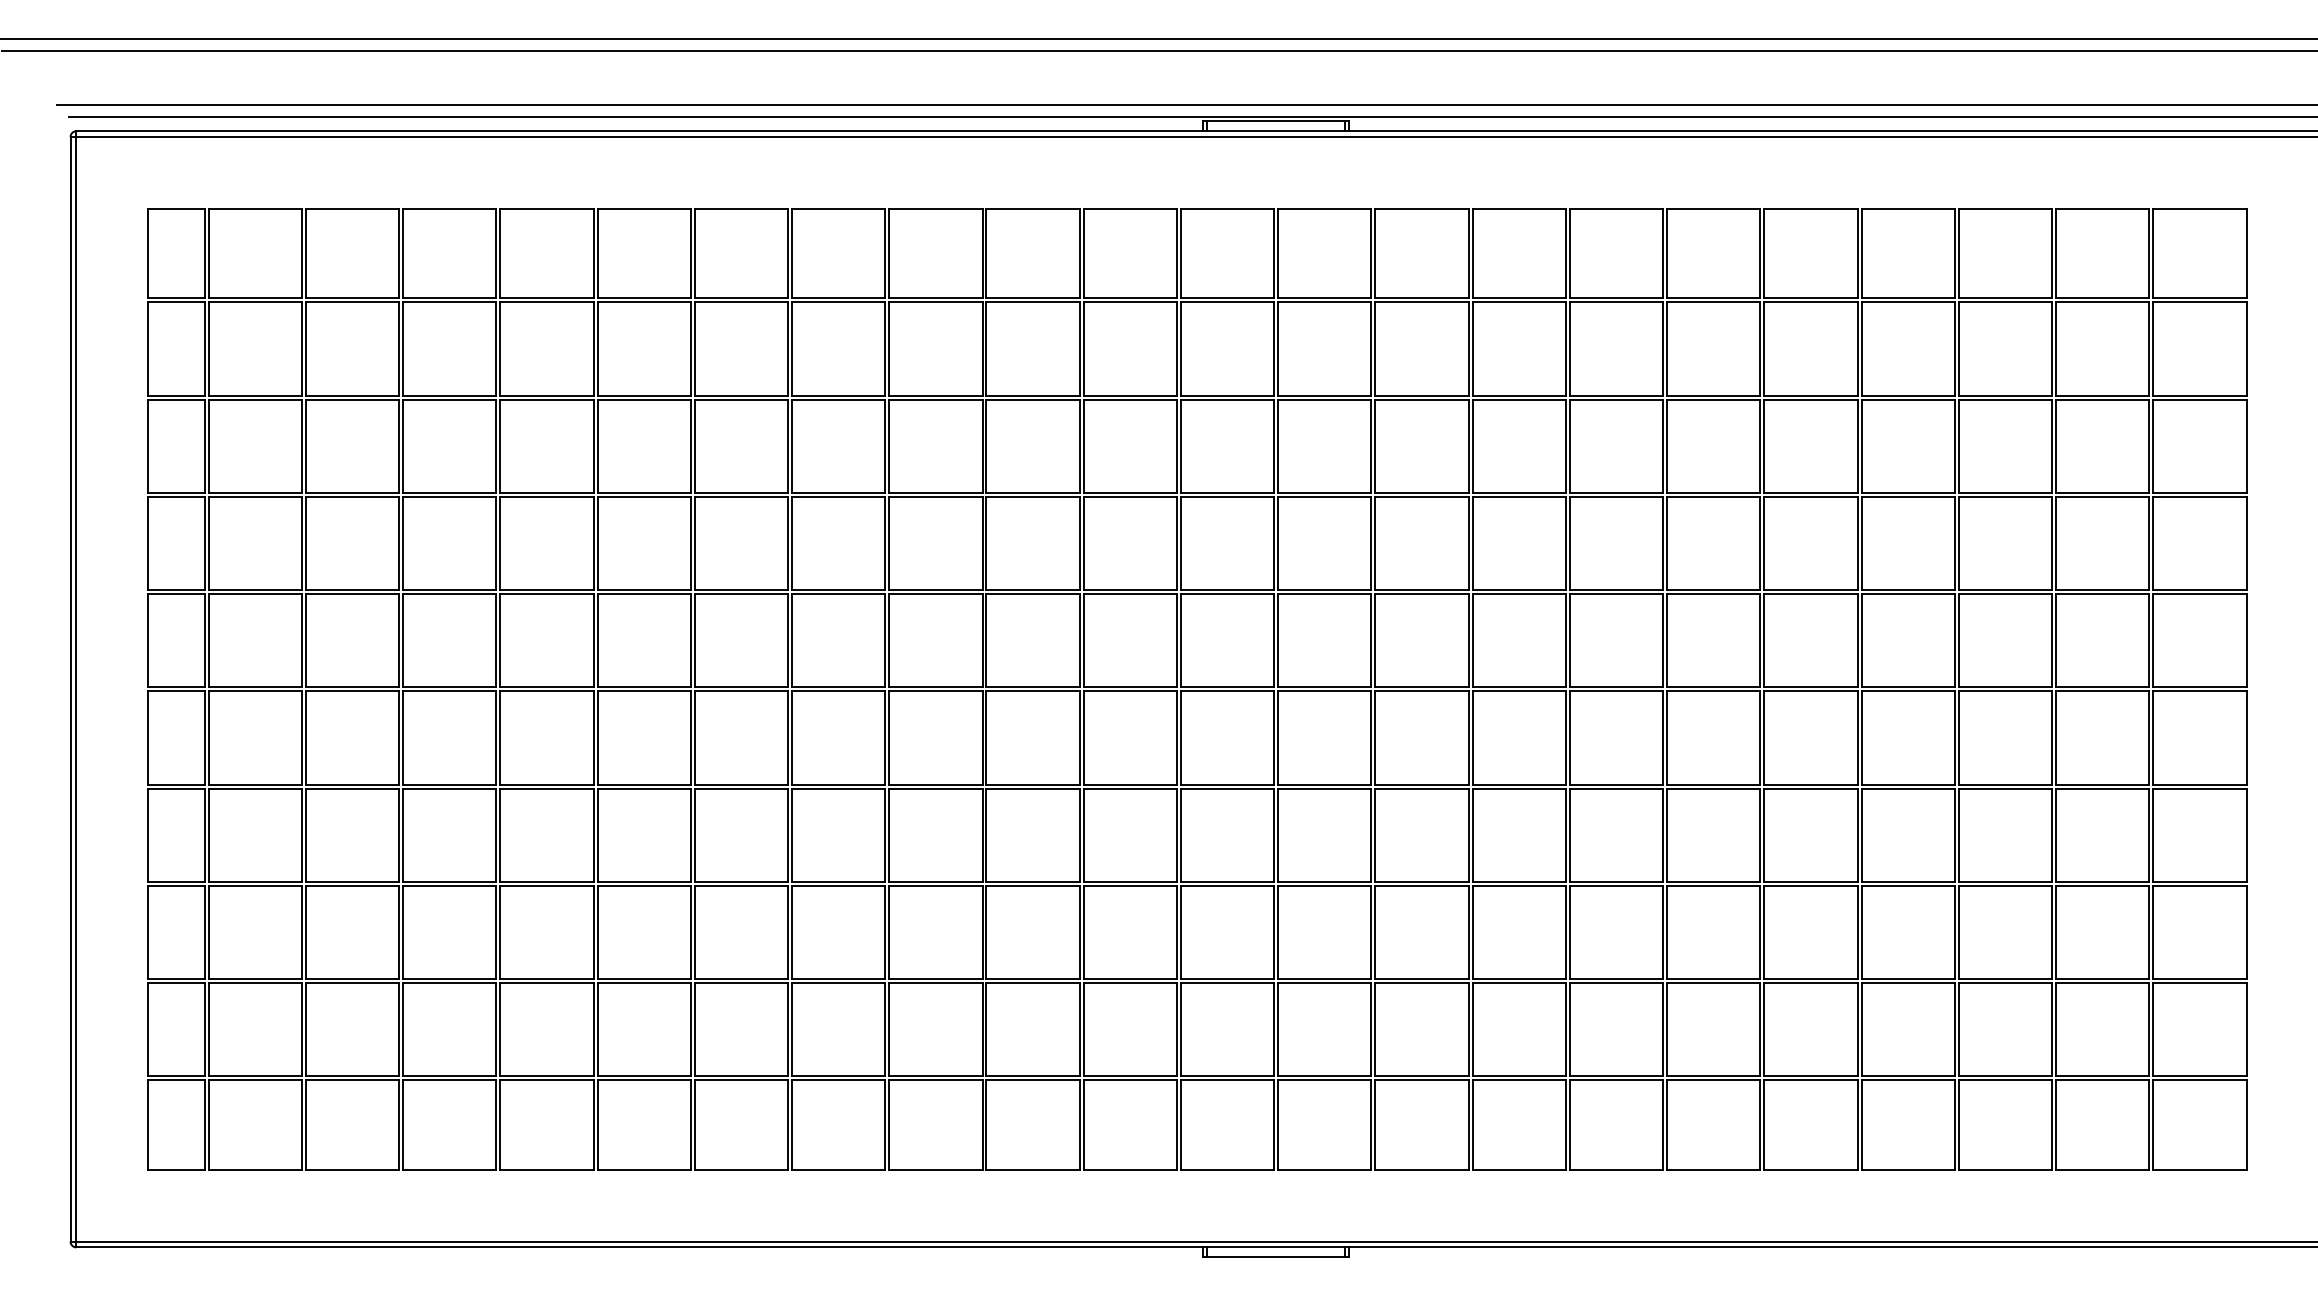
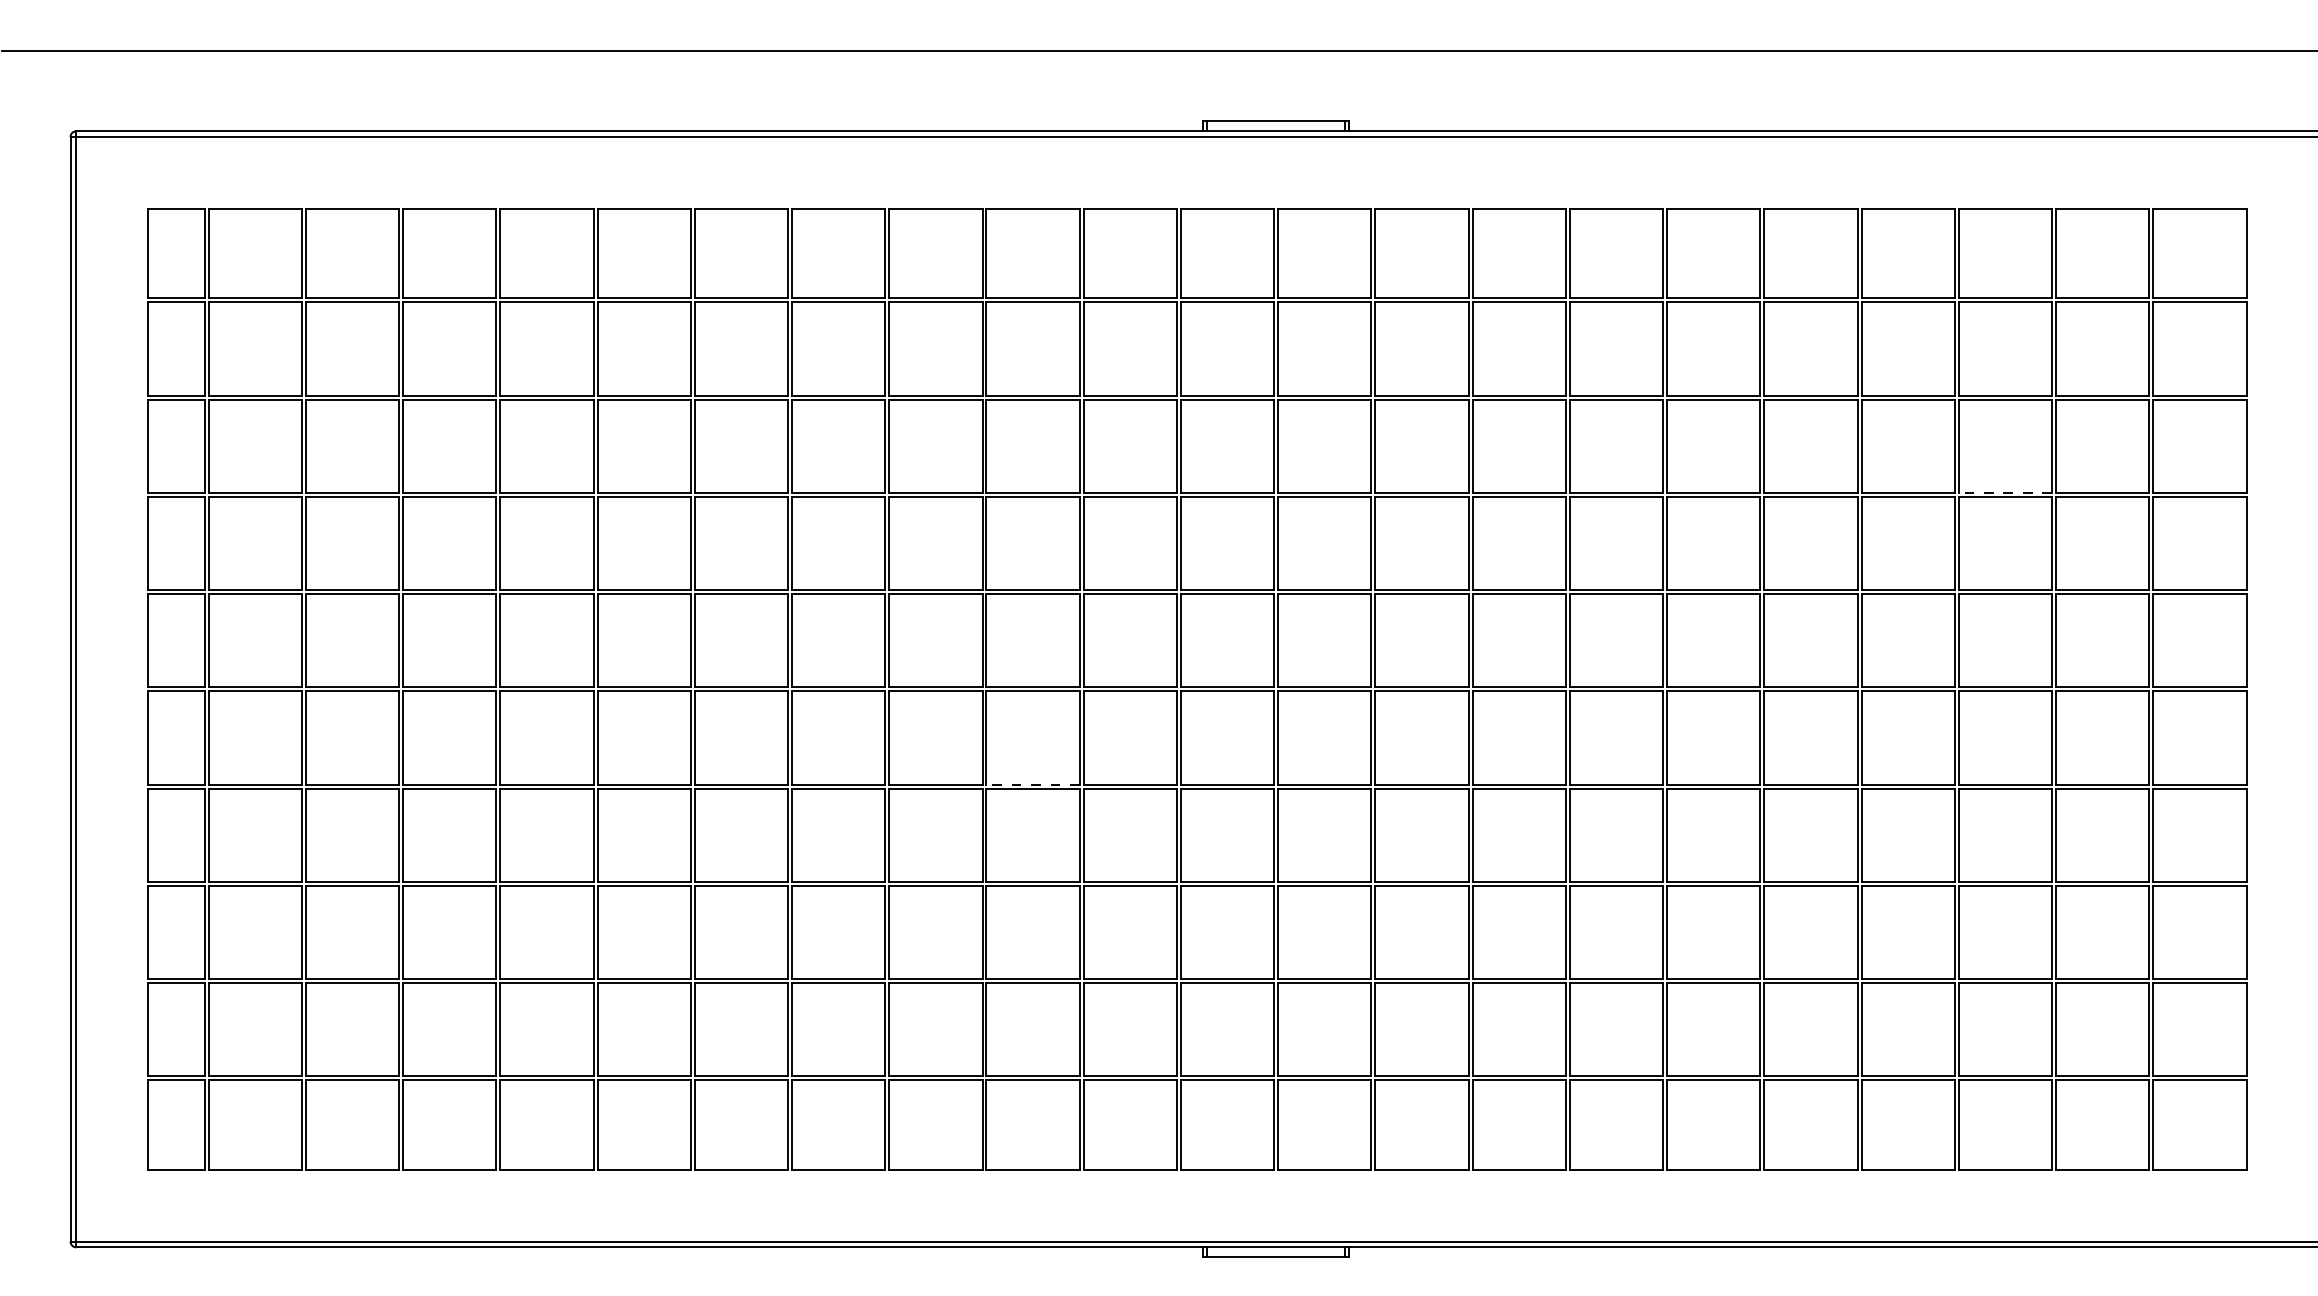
line: present -> none (1158, 38)
line: present -> none (1185, 104)
line: present -> none (1191, 116)
line: solid -> dashed (2005, 492)
line: solid -> dashed (1033, 784)
